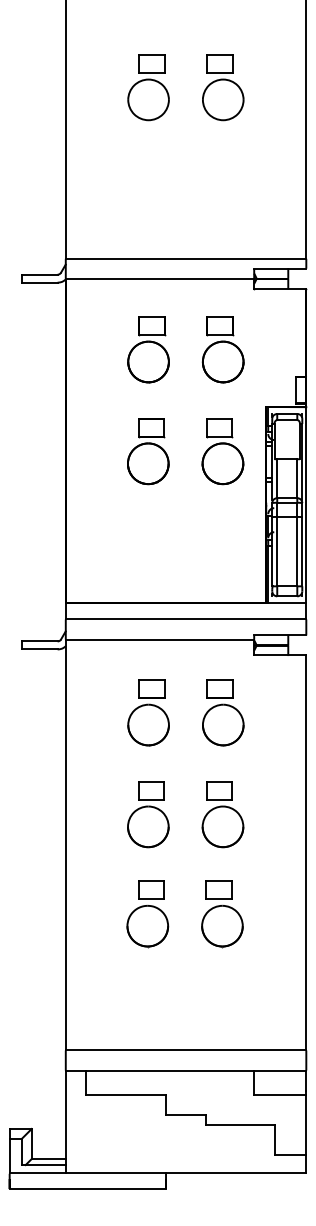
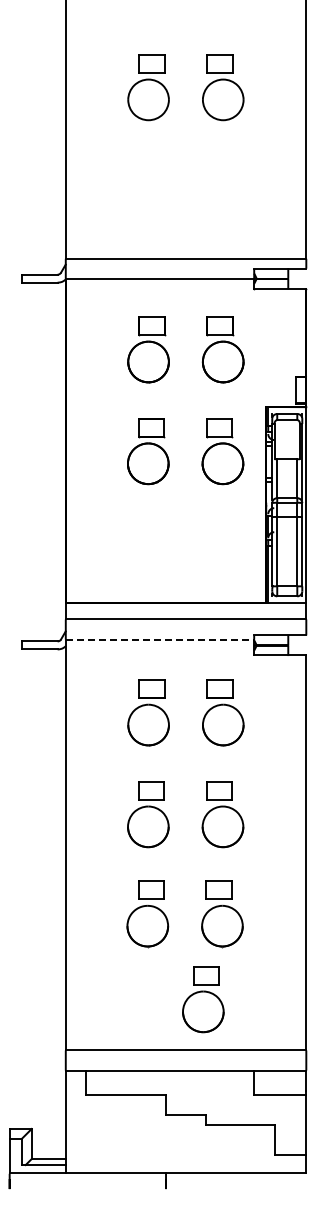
line: solid -> dashed (160, 639)
part: none -> present (203, 999)
line: present -> none (87, 1189)
